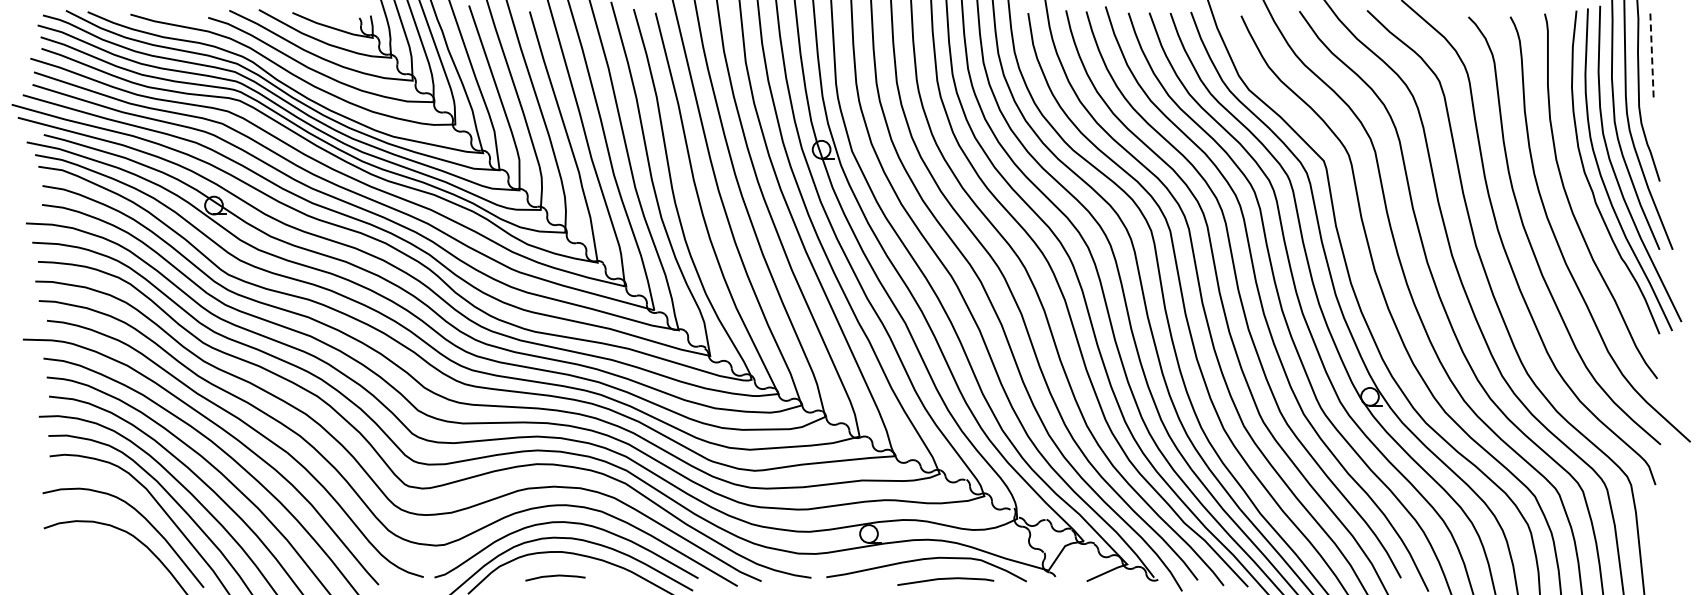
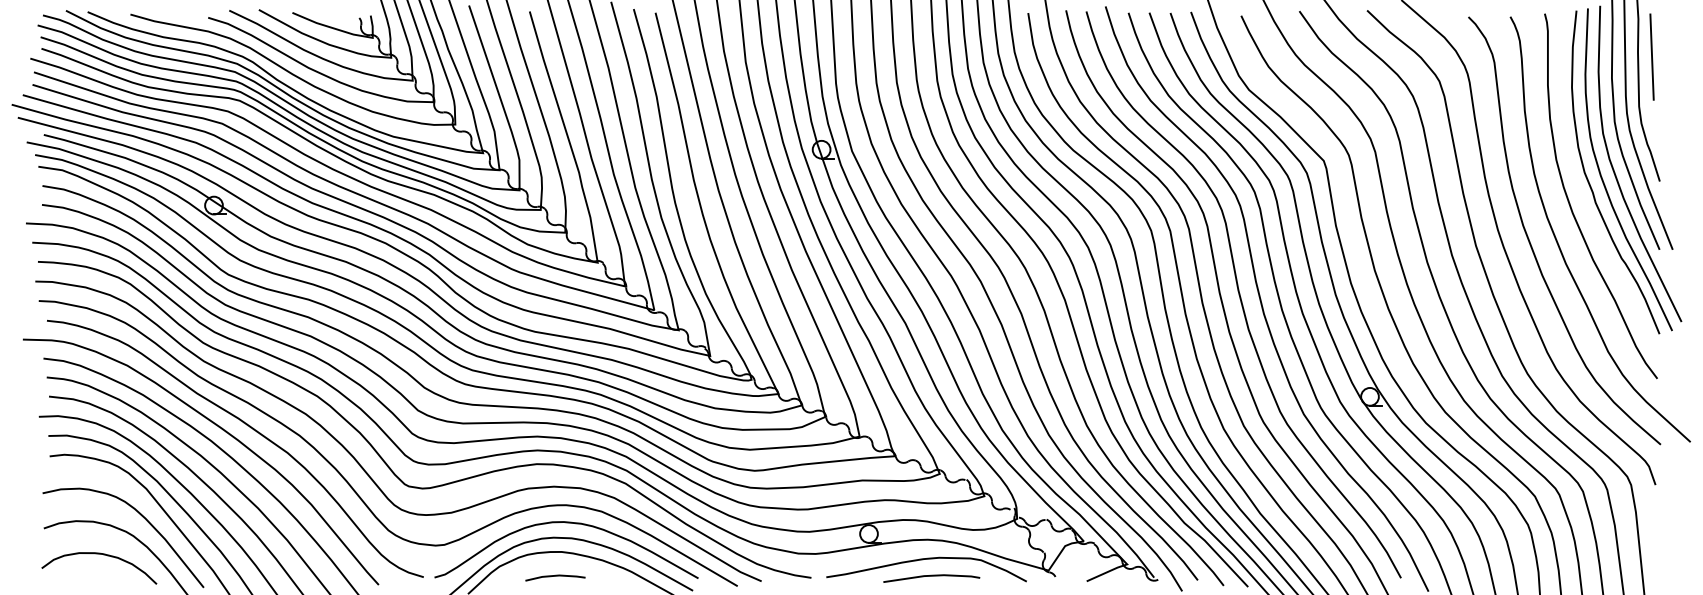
line: dashed -> solid (1652, 57)
curve: none -> present (103, 555)
line position: (945, 579) -> (931, 576) (931, 576)
